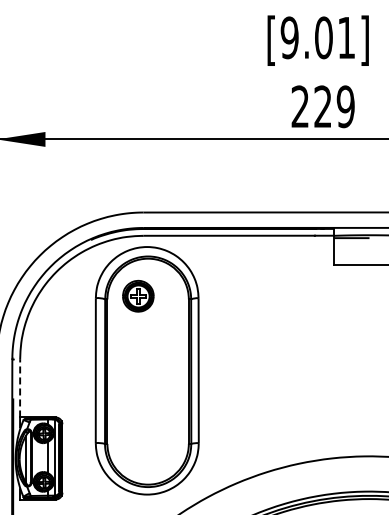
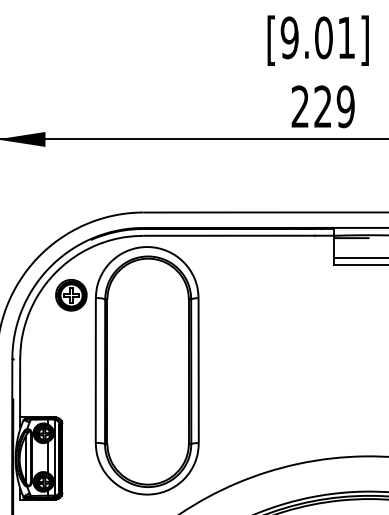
line: none -> present (359, 257)
part position: (138, 296) -> (71, 295) (71, 295)
line: dashed -> solid (20, 387)
